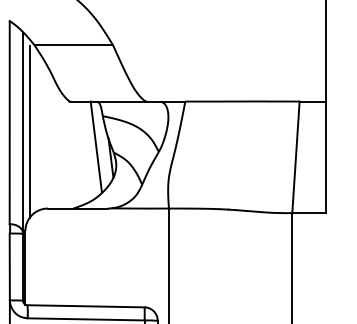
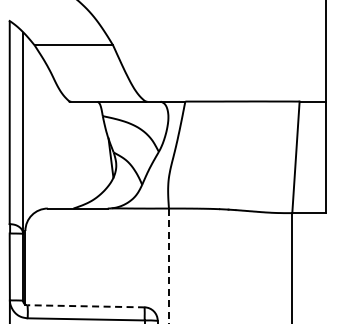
line: present -> none (29, 131)
line: present -> none (95, 146)
line: solid -> dashed (168, 266)
line: solid -> dashed (86, 306)
